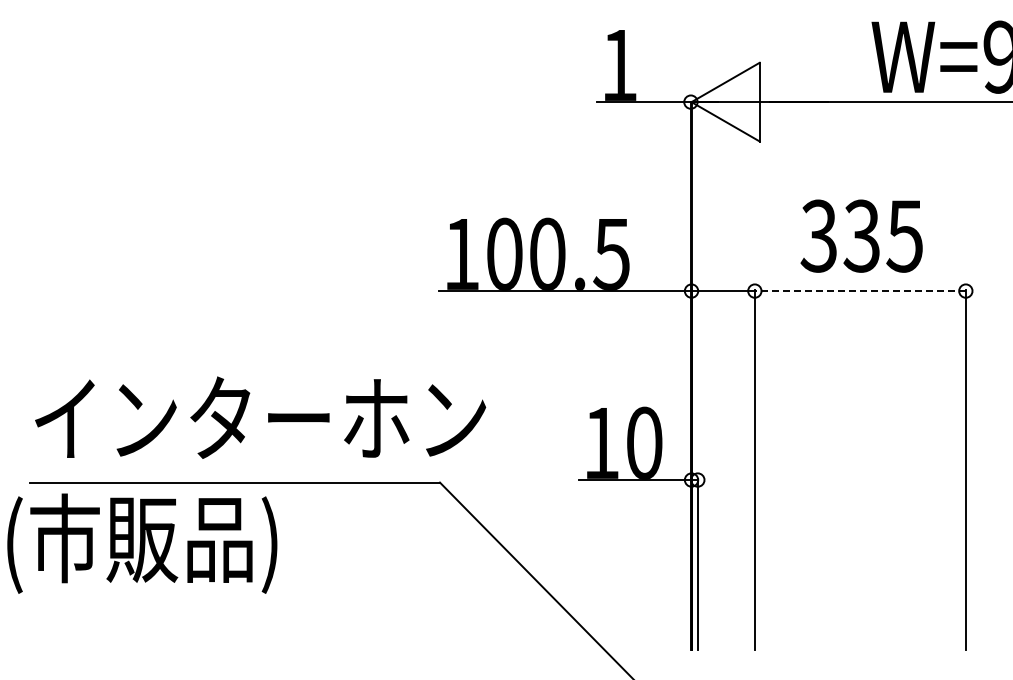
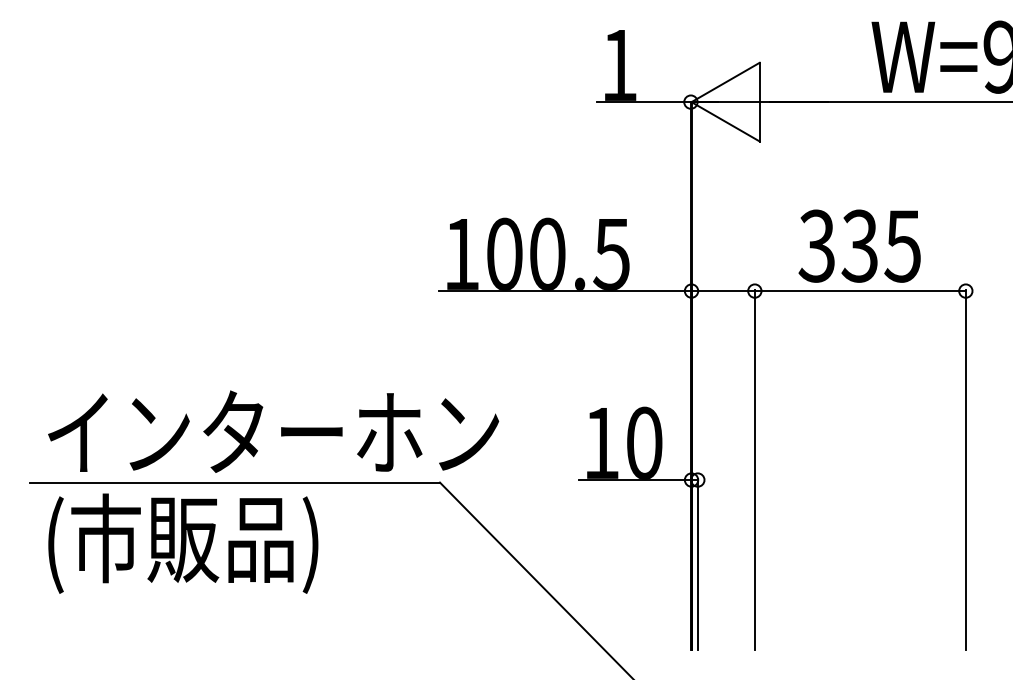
text position: (861, 235) -> (859, 245) (859, 245)
line: dashed -> solid (860, 291)
text position: (260, 417) -> (273, 431) (273, 431)
text position: (142, 543) -> (183, 543) (183, 543)
